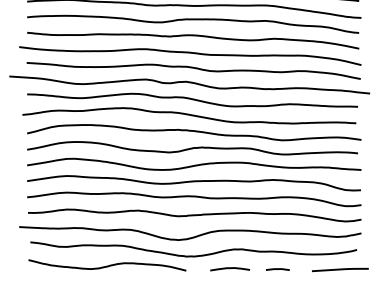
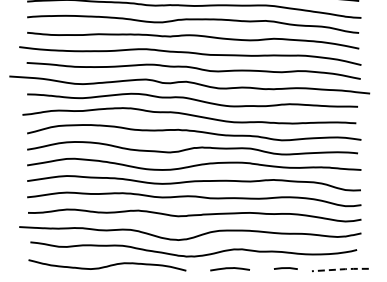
line position: (277, 269) -> (285, 268) (285, 268)
line: solid -> dashed (341, 269)
